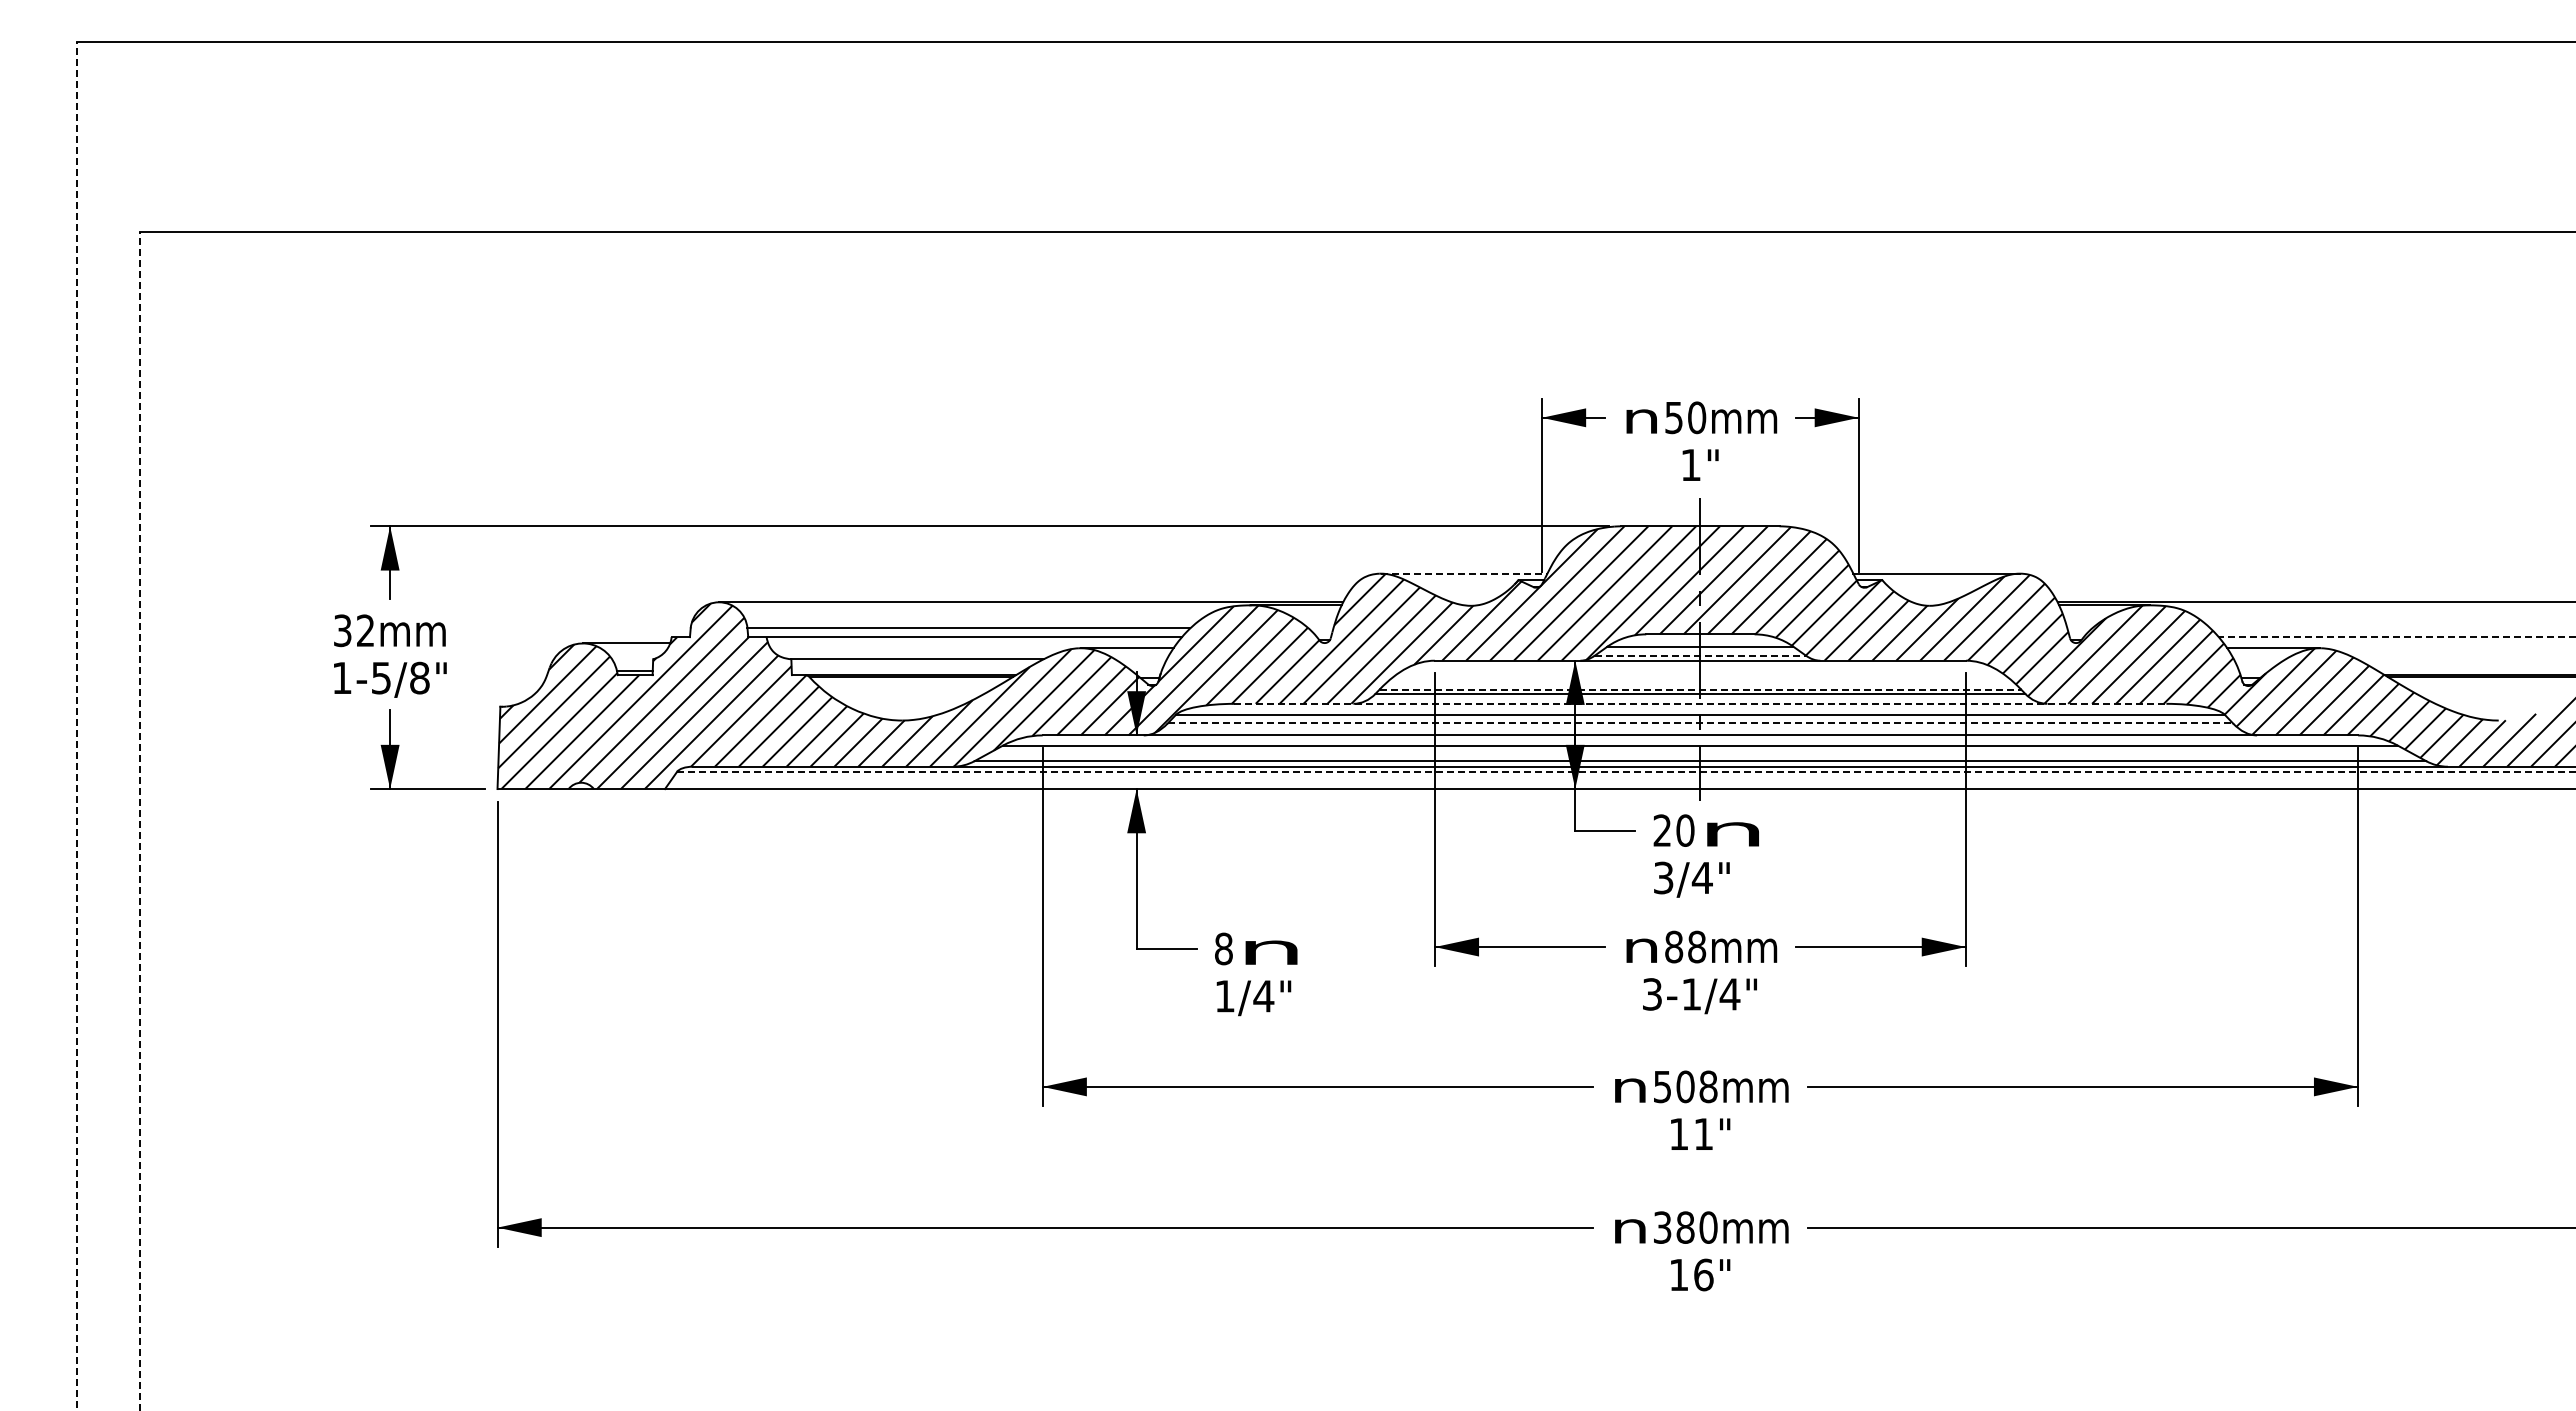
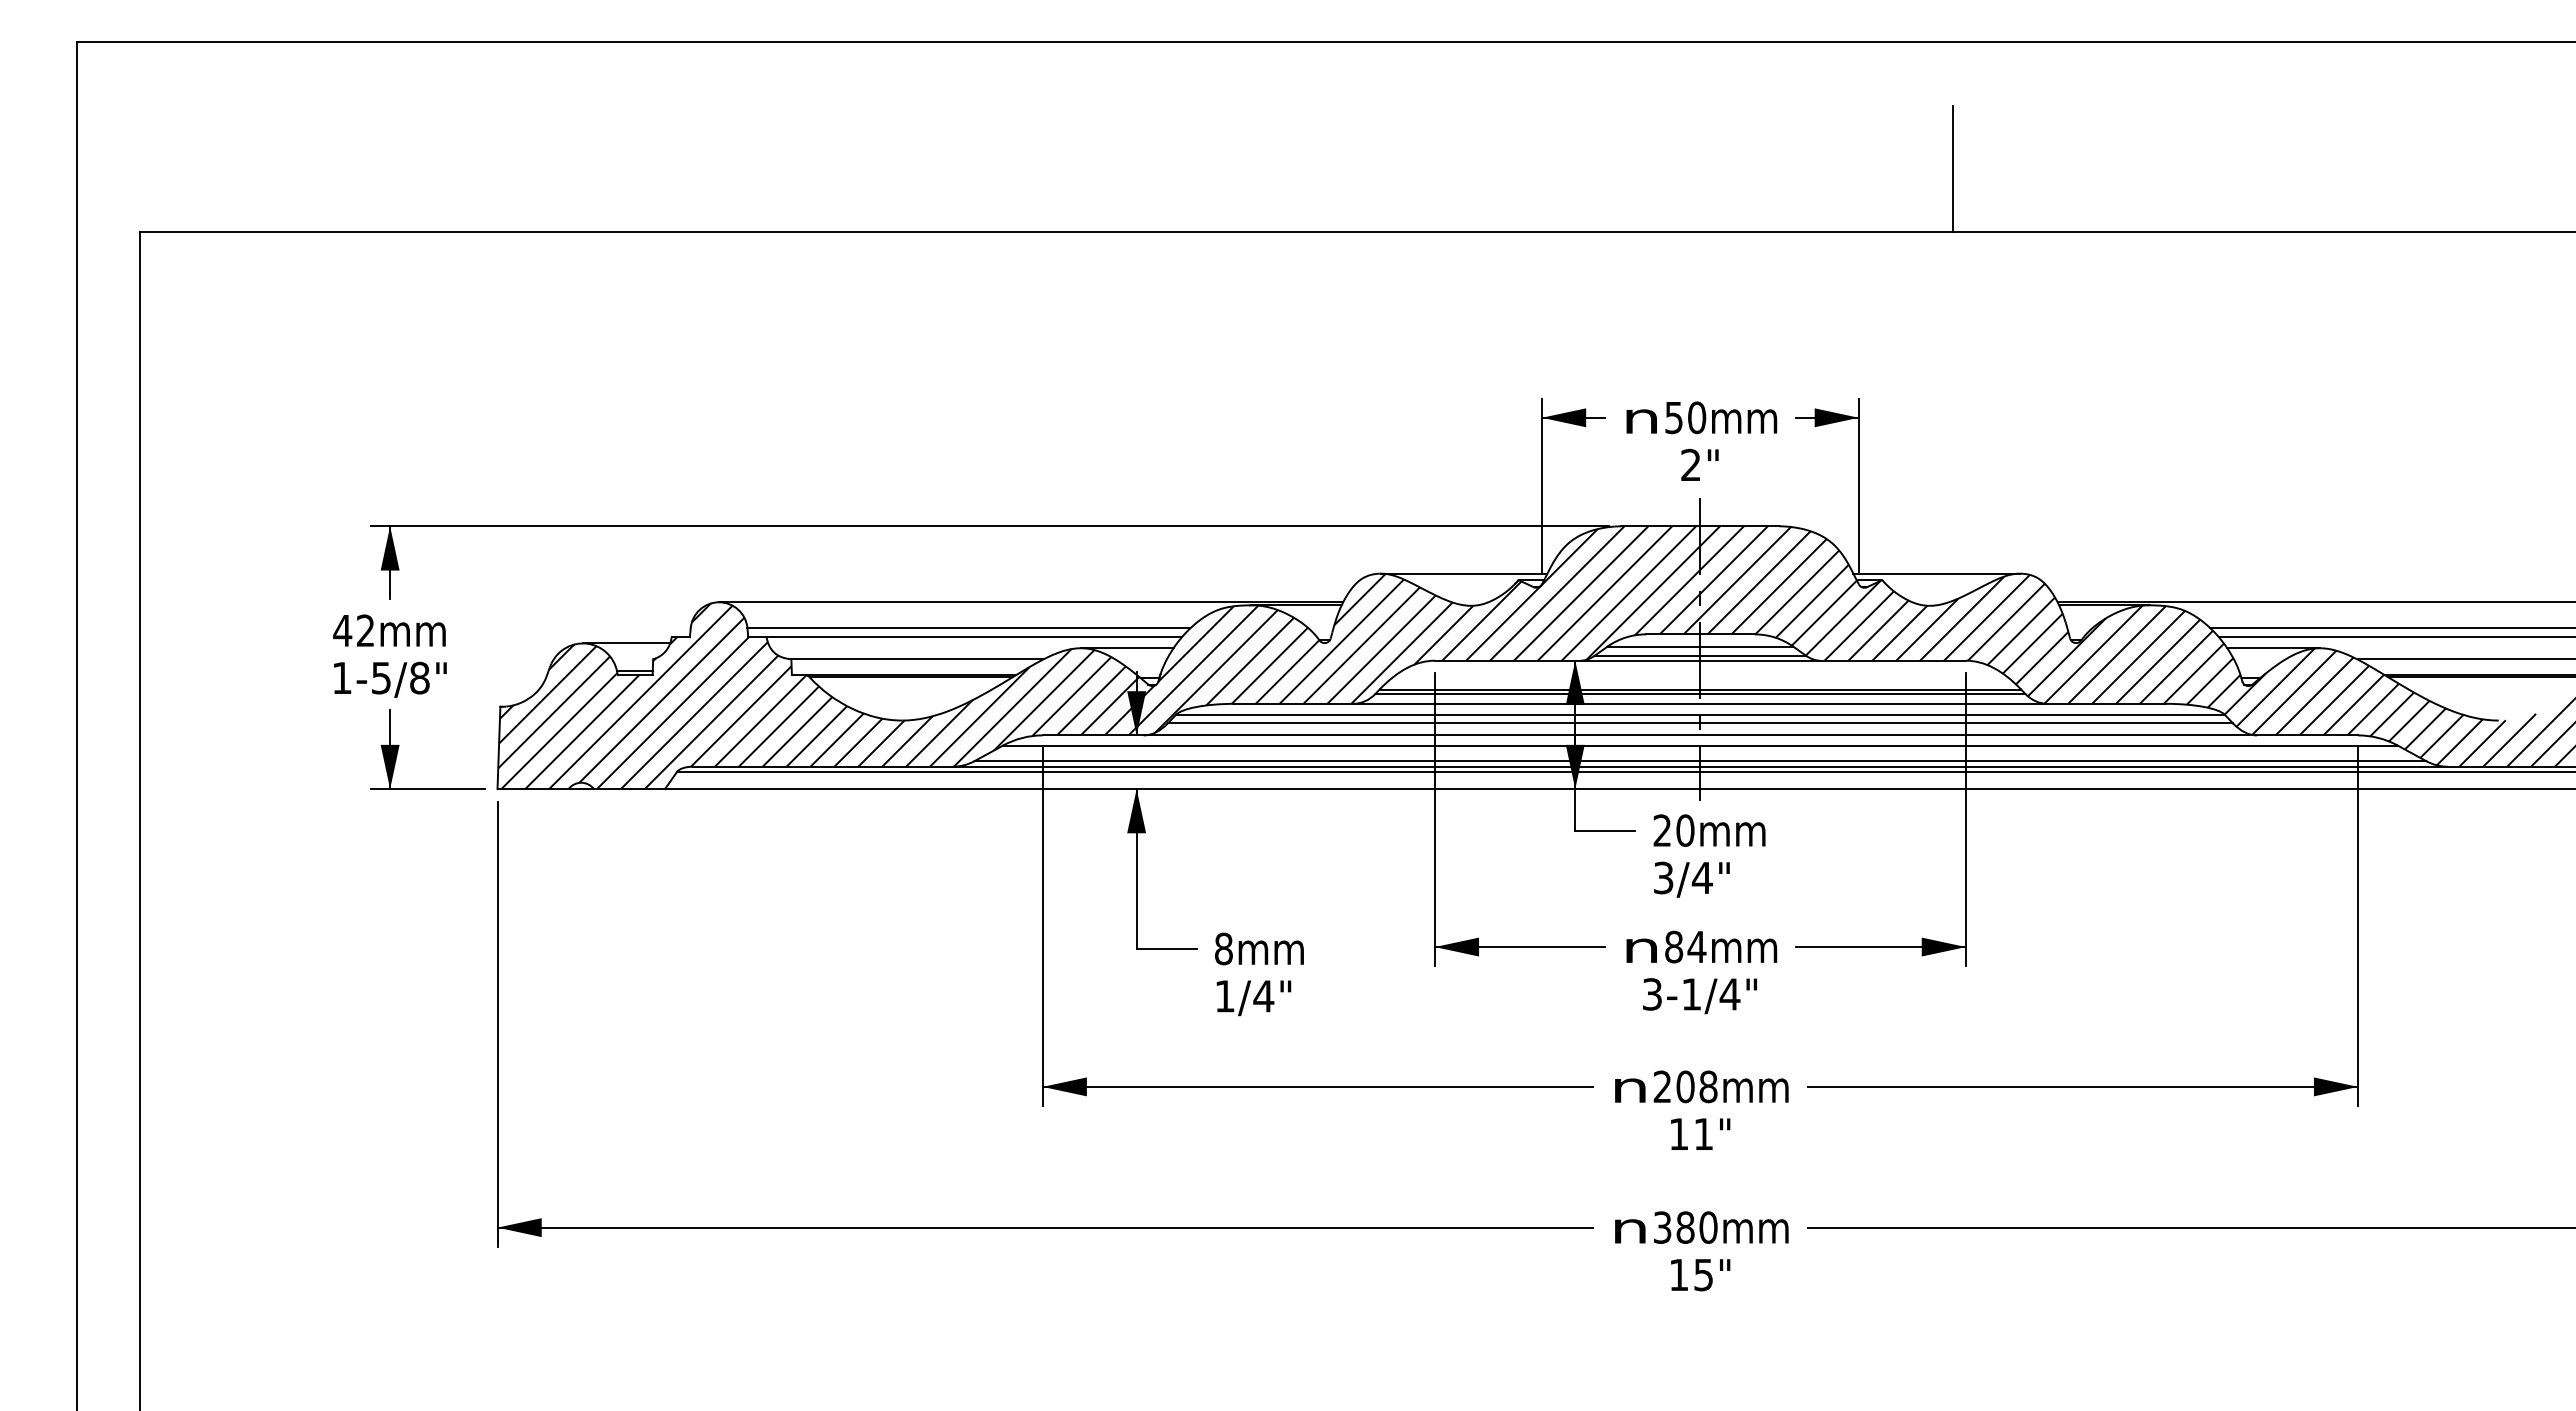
line: none -> present (1952, 168)
text: 1" -> 2" (1690, 464)
line: dashed -> solid (1464, 573)
line: none -> present (2391, 628)
text: 32 -> 42 (342, 630)
line: dashed -> solid (2396, 637)
line: dashed -> solid (1700, 655)
line: none -> present (2464, 659)
line: dashed -> solid (1700, 689)
line: dashed -> solid (1700, 703)
line: dashed -> solid (1700, 723)
line: dashed -> solid (77, 726)
line: dashed -> solid (1626, 771)
line: dashed -> solid (140, 820)
text: n -> mm (1732, 834)
text: 88 -> 84 (1696, 946)
text: n -> mm (1270, 952)
text: 508 -> 208 (1661, 1086)
text: 16" -> 15" (1703, 1274)
